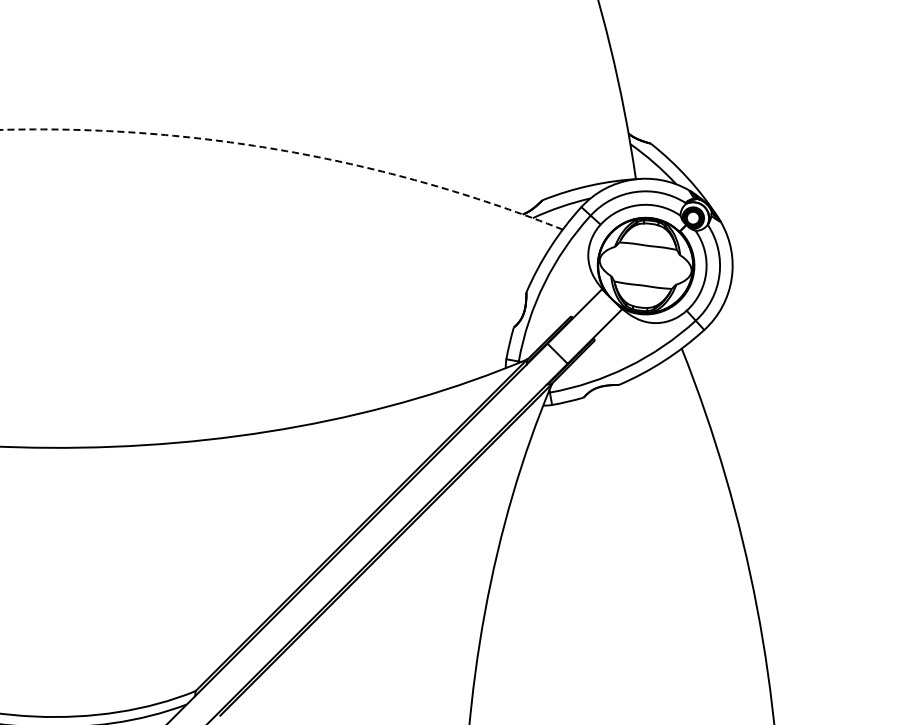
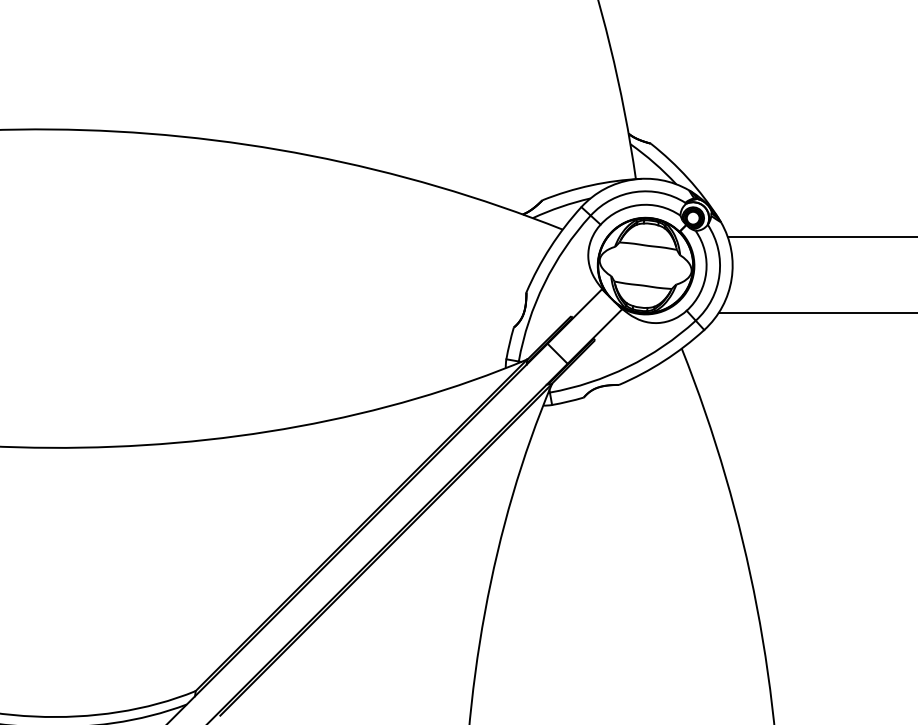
arc: dashed -> solid (285, 151)
line: none -> present (820, 236)
line: none -> present (816, 312)
